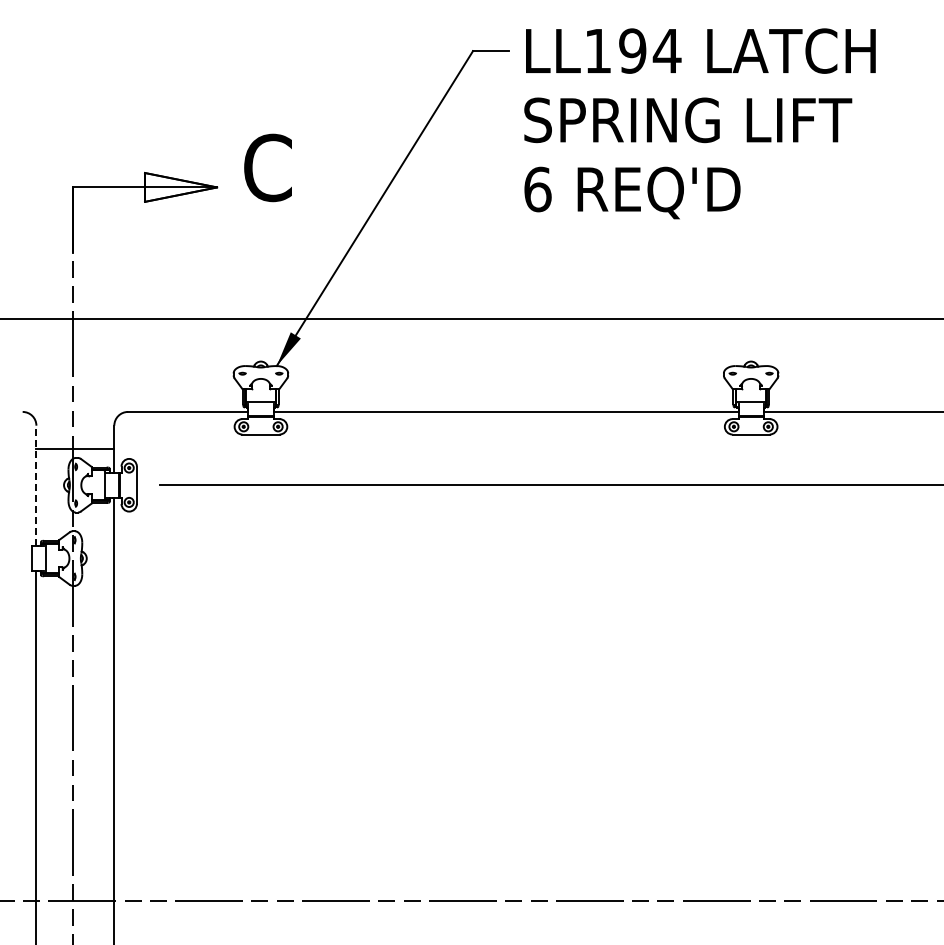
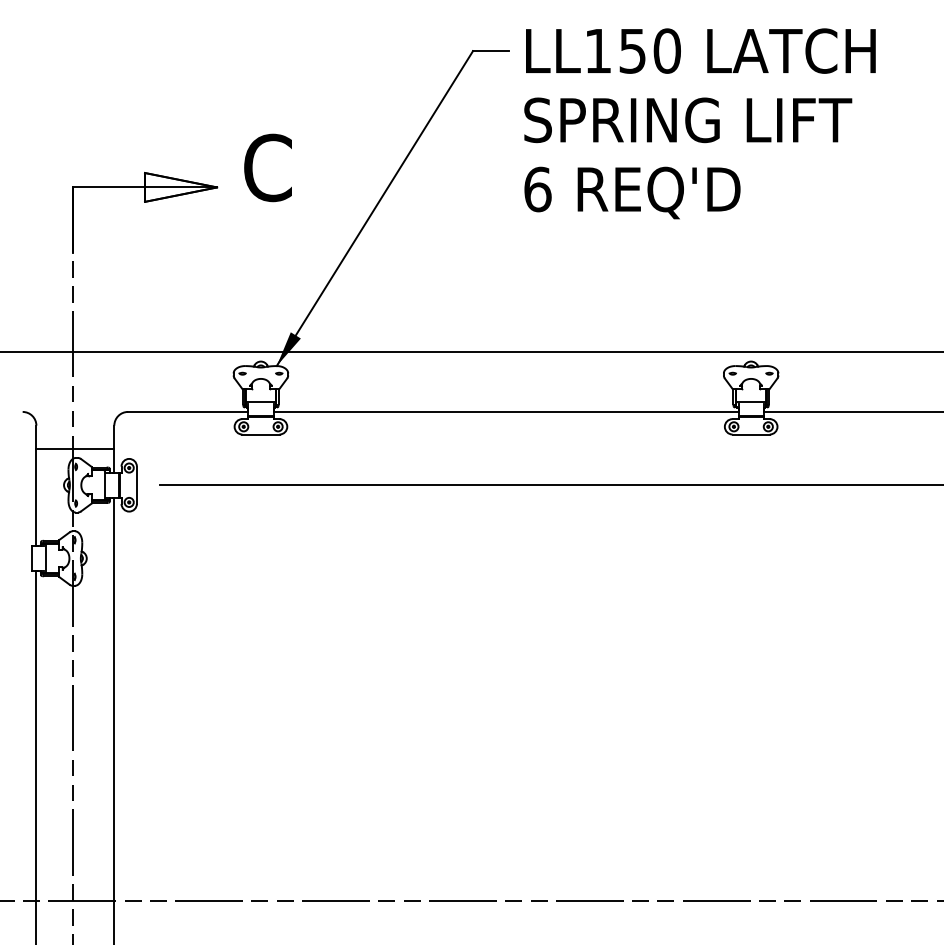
text: LL194 -> LL150 (650, 50)
line position: (471, 319) -> (471, 352) (471, 352)
line: dashed -> solid (36, 485)
